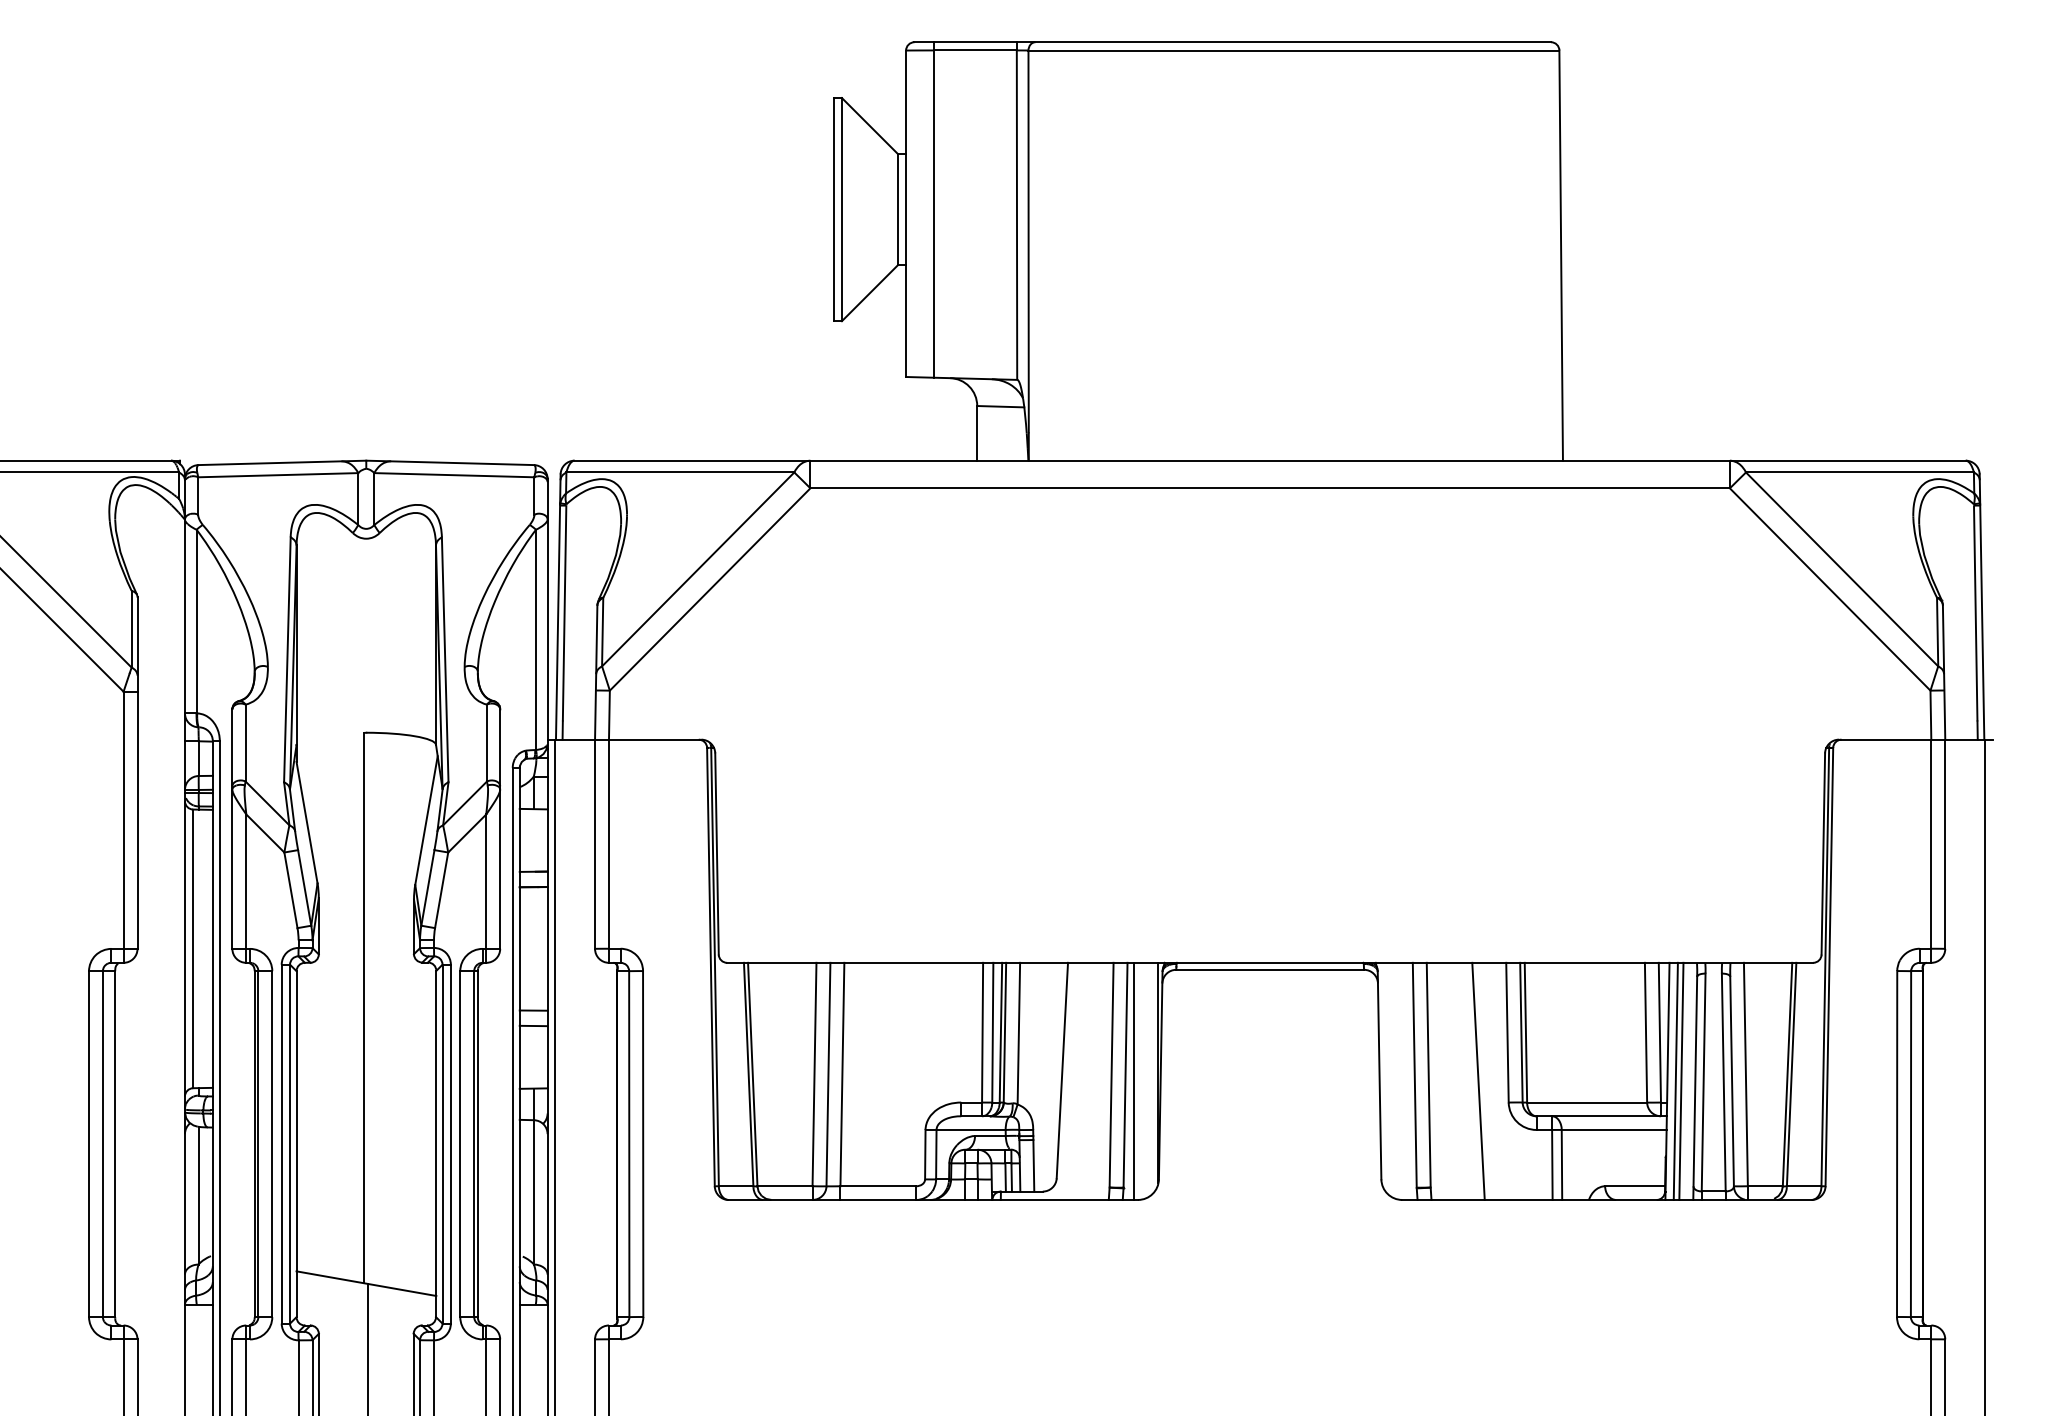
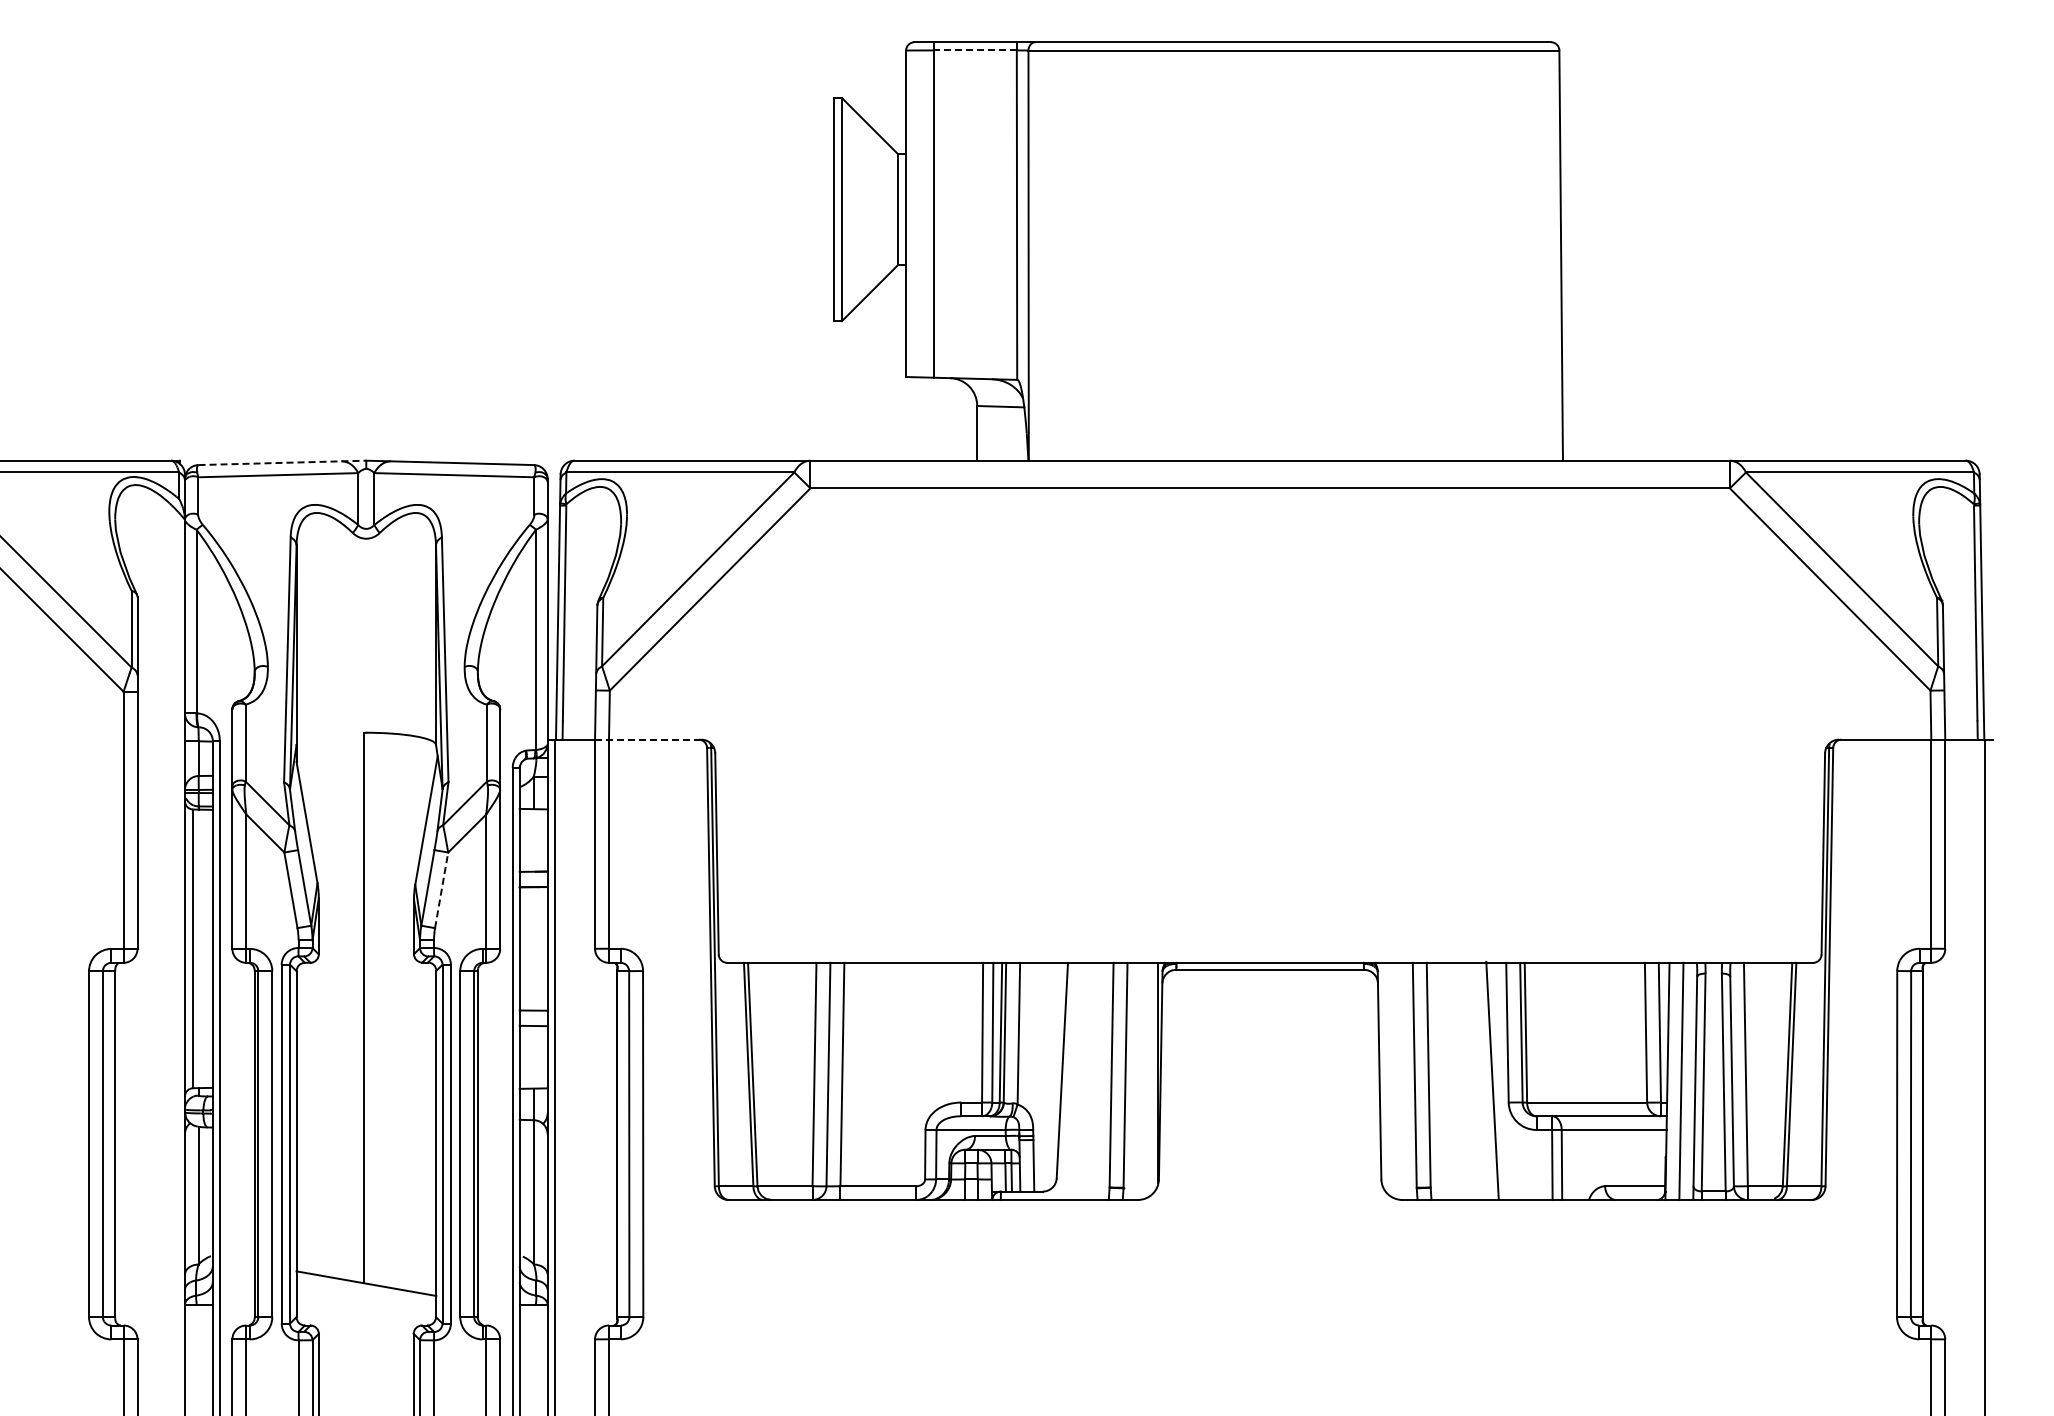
line: solid -> dashed (974, 50)
line: solid -> dashed (282, 462)
line: solid -> dashed (648, 739)
line: solid -> dashed (441, 889)
line: present -> none (1134, 1080)
line position: (1478, 1080) -> (1492, 1079) (1492, 1079)
line: present -> none (1675, 1080)
line: present -> none (368, 1347)
